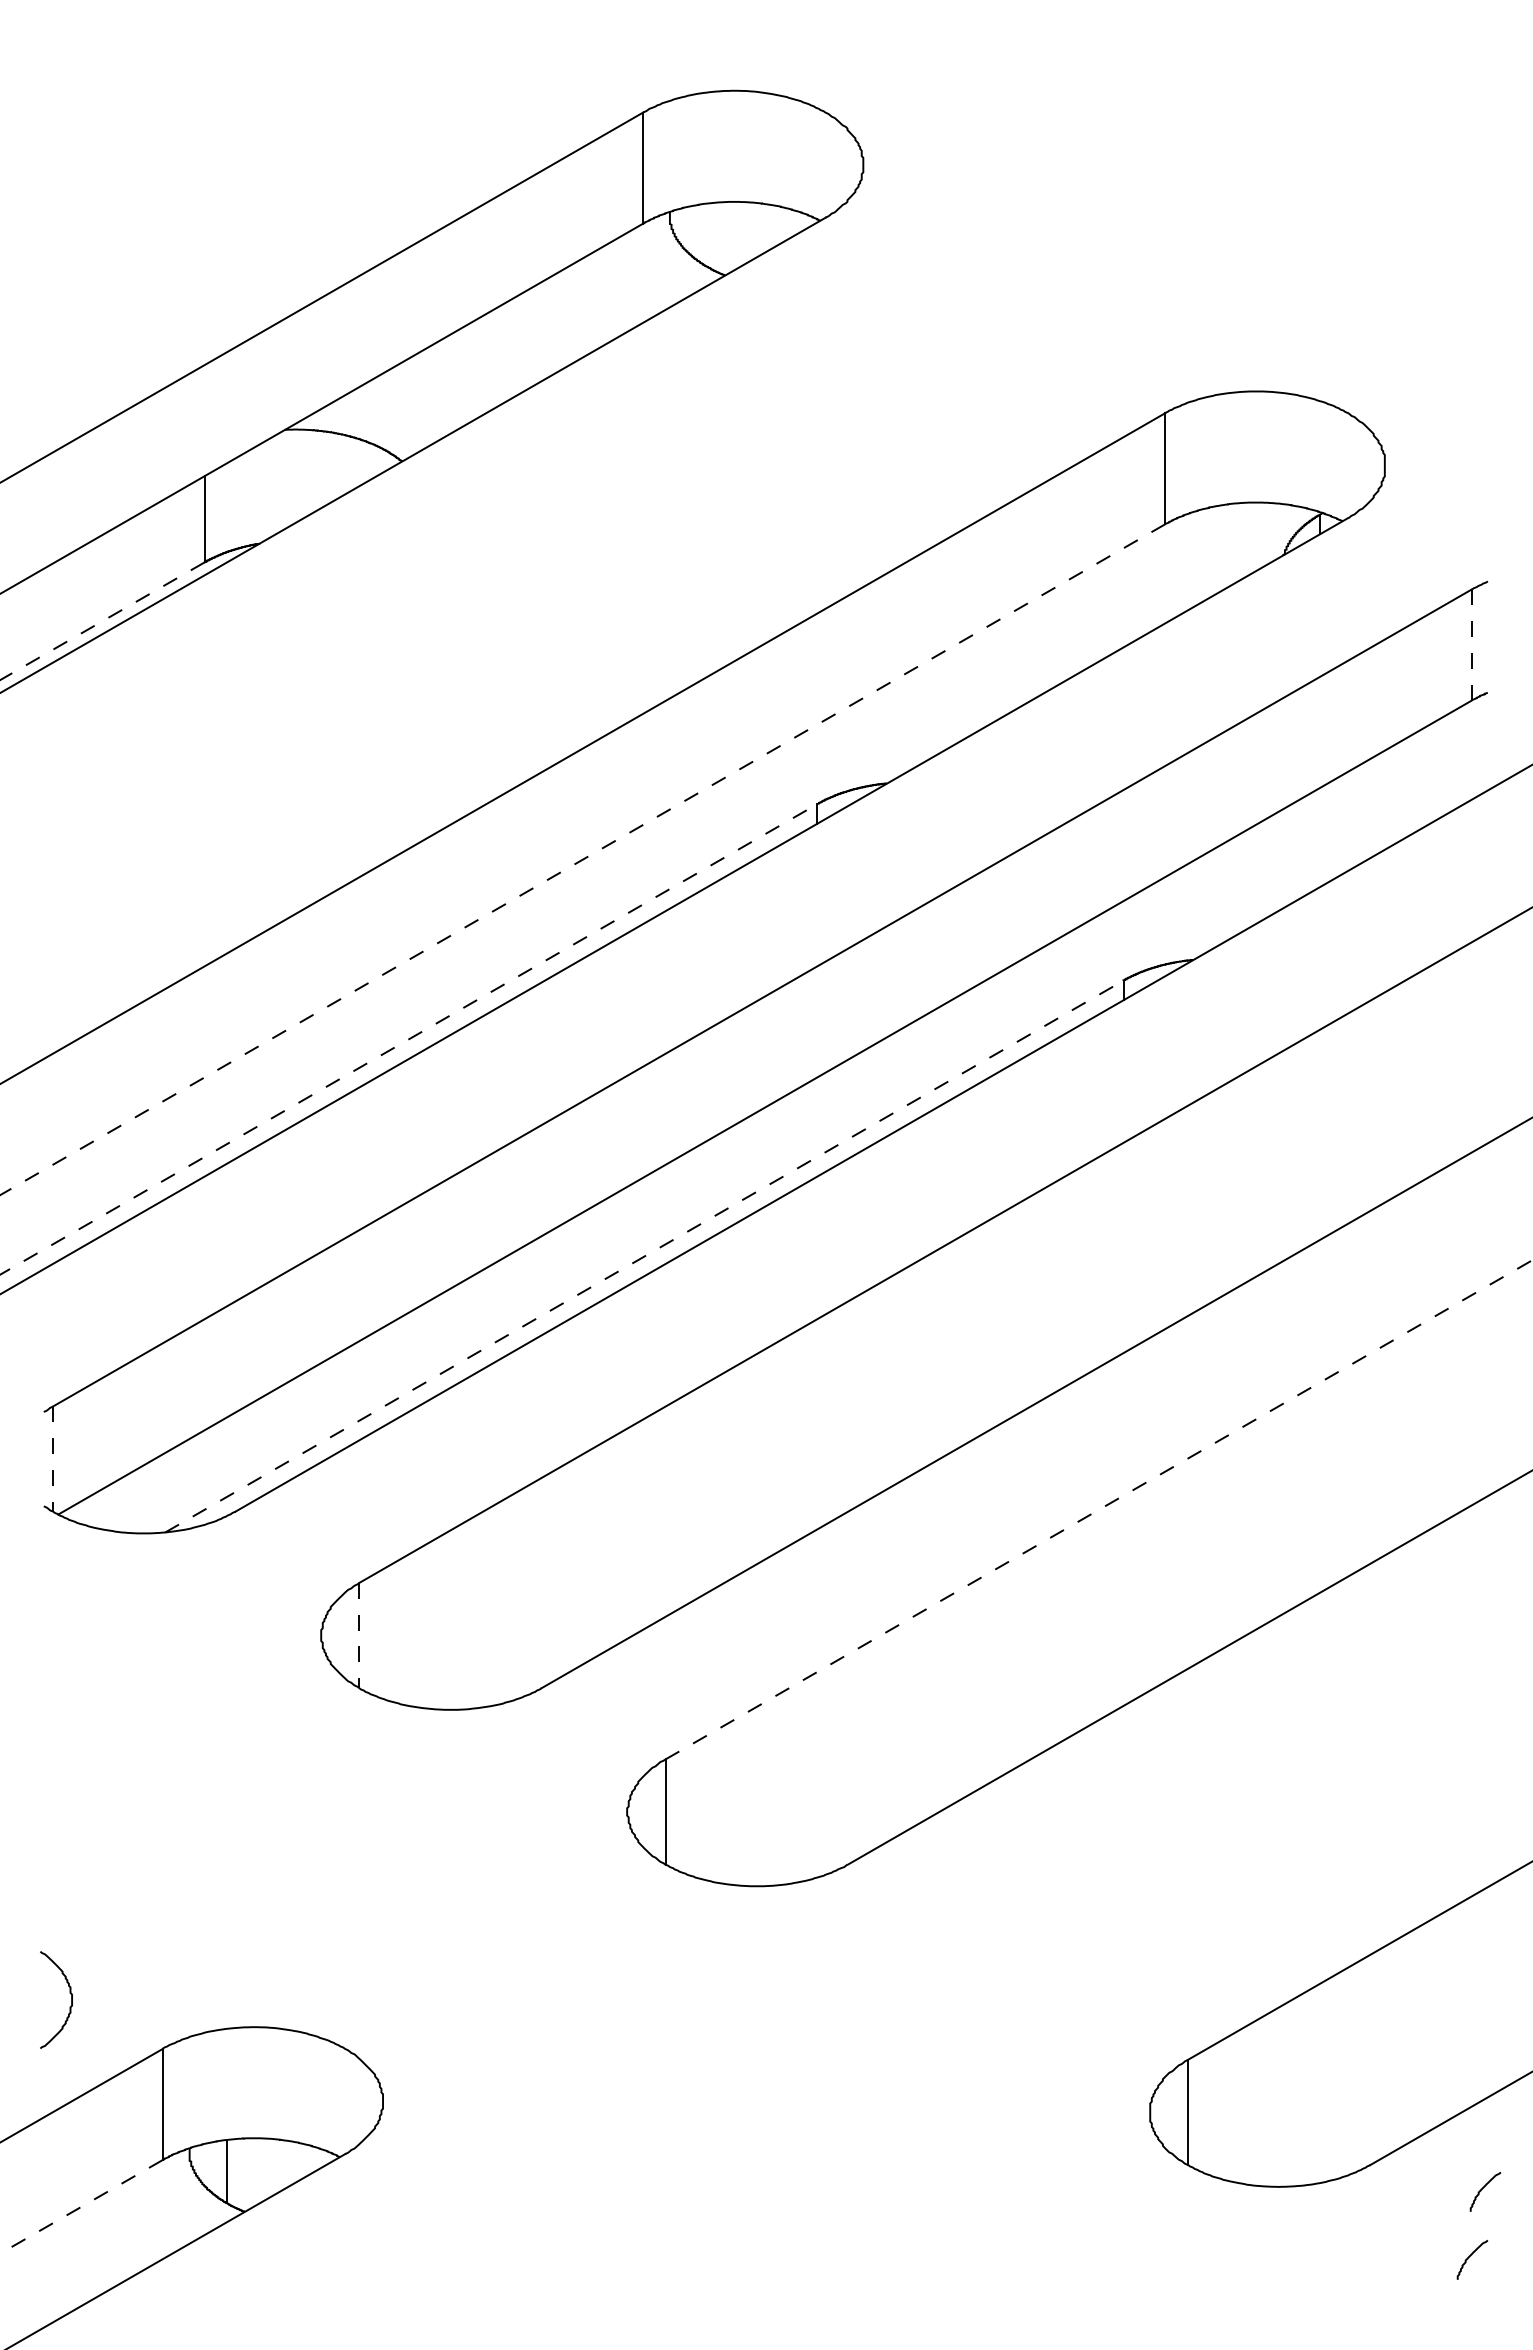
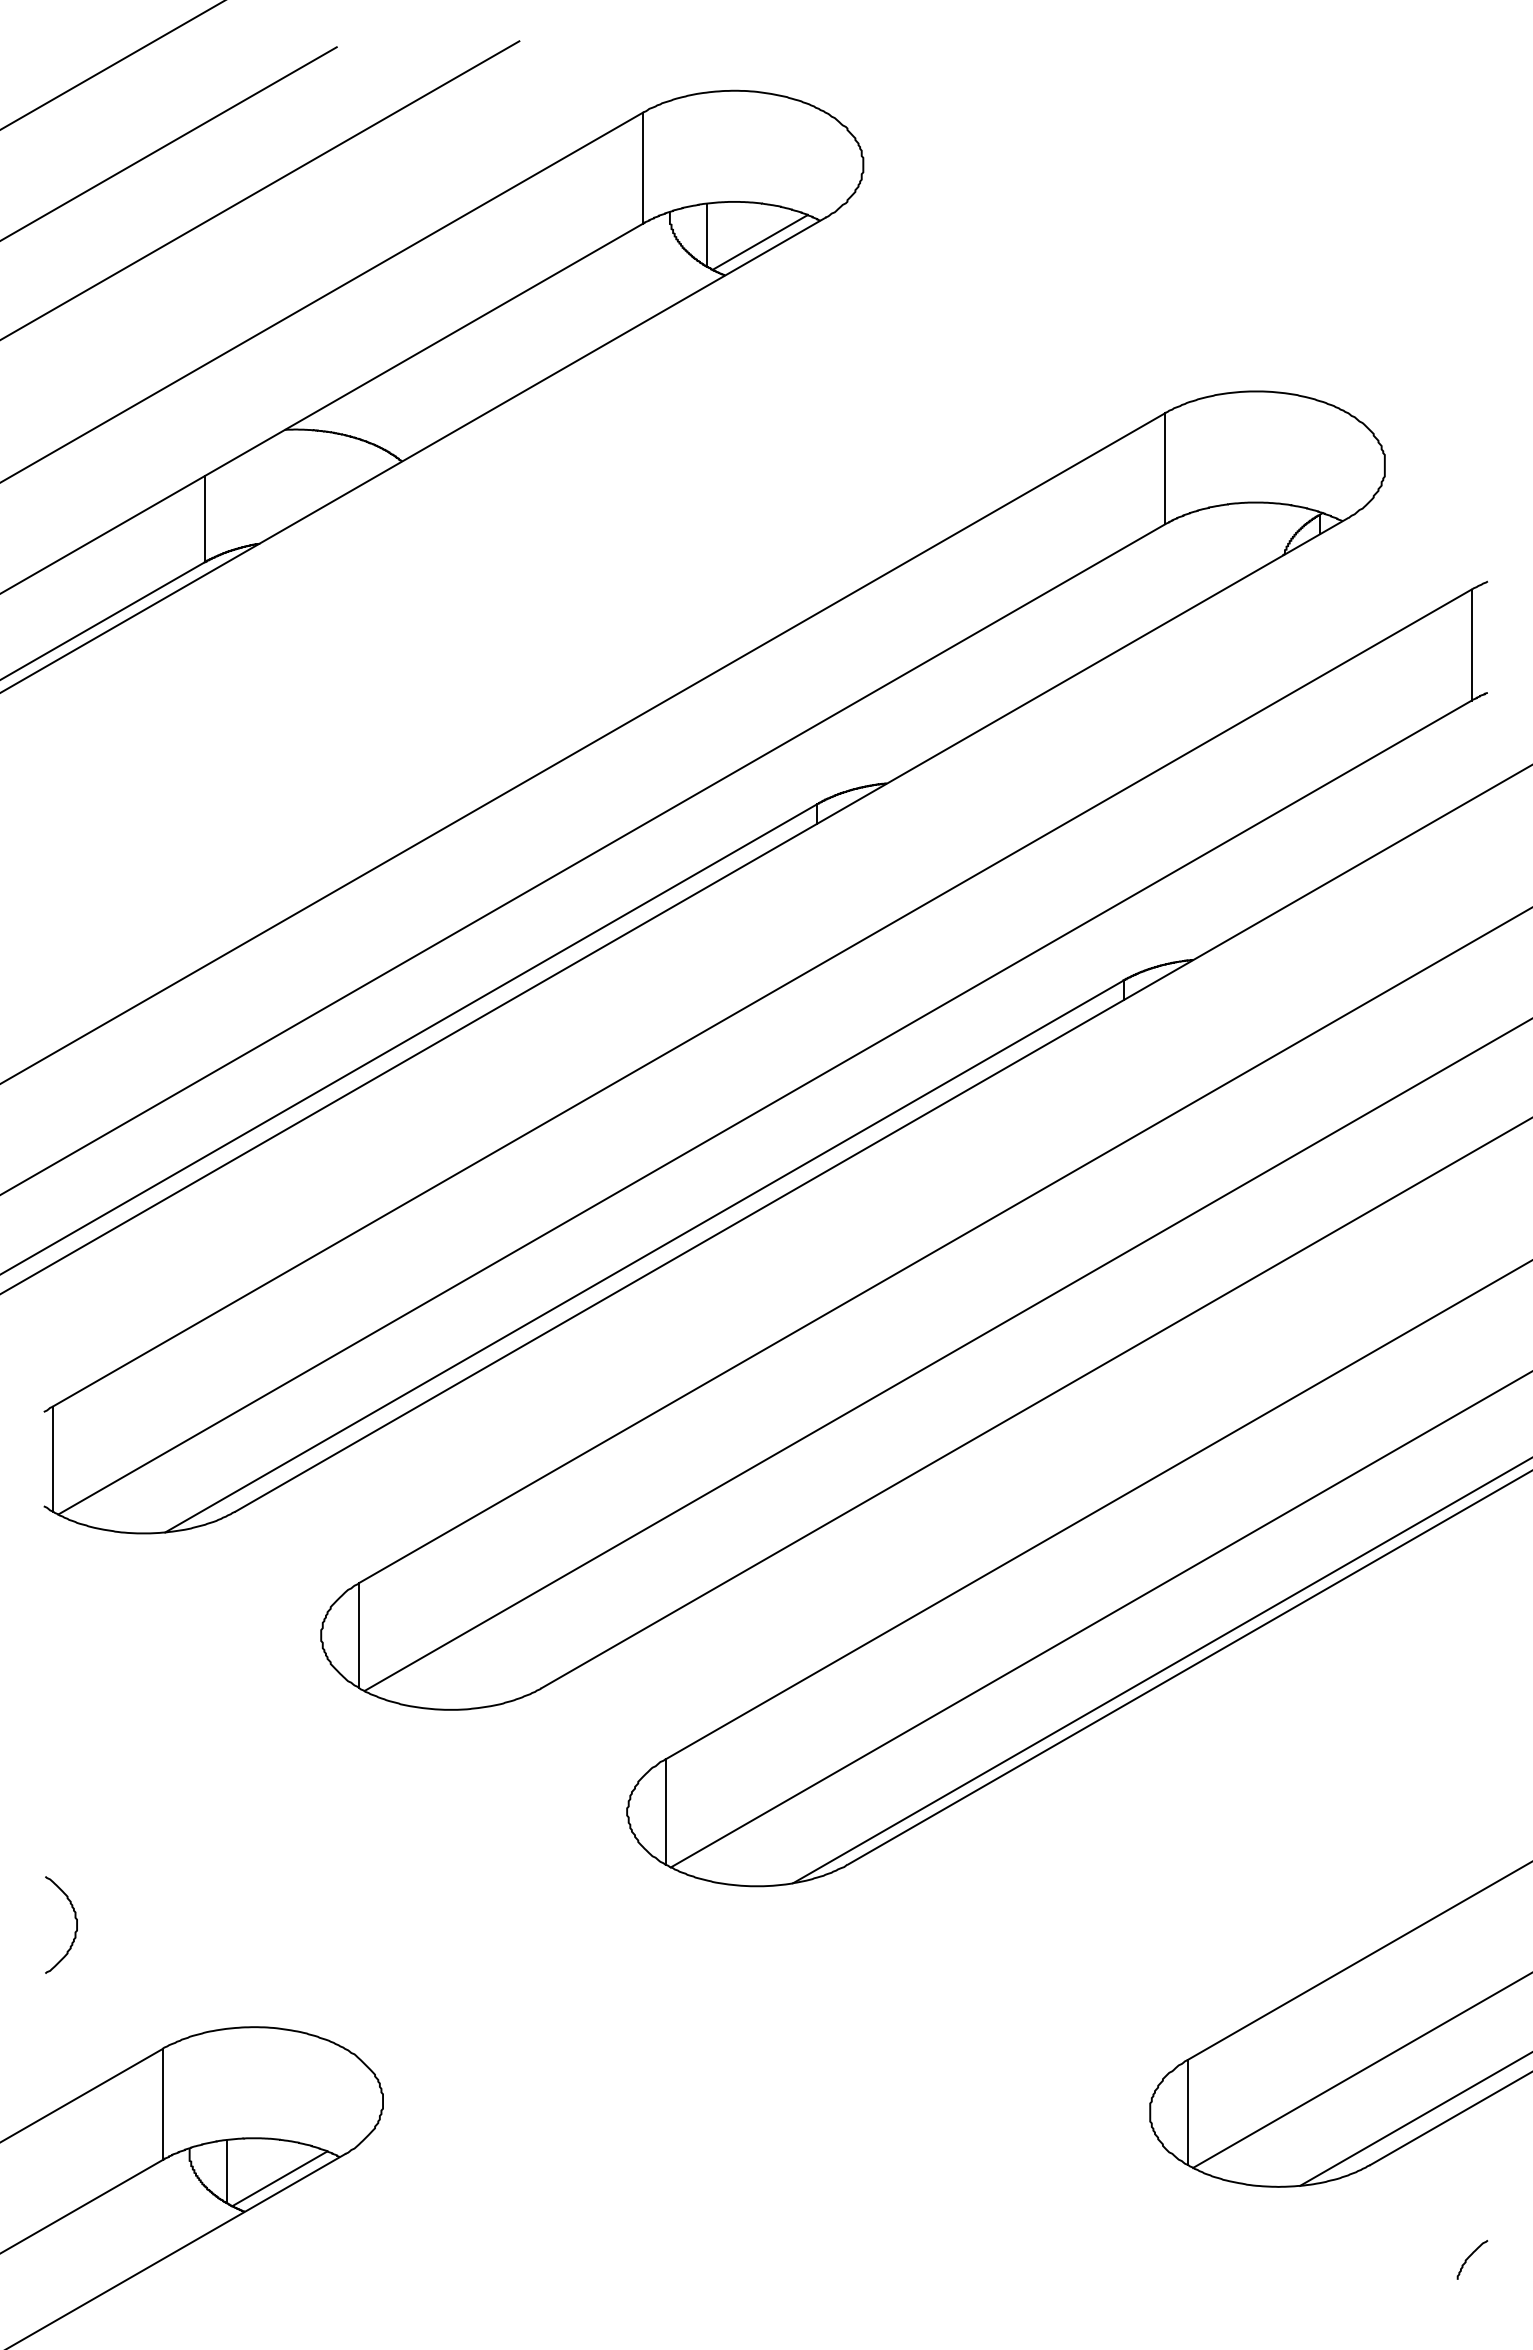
line: none -> present (112, 65)
line: none -> present (169, 143)
line: none -> present (260, 189)
line: none -> present (707, 234)
line: none -> present (759, 242)
line: dashed -> solid (102, 621)
line: dashed -> solid (1471, 645)
line: dashed -> solid (582, 859)
line: dashed -> solid (409, 1039)
line: dashed -> solid (644, 1256)
line: none -> present (946, 1355)
line: dashed -> solid (52, 1459)
line: dashed -> solid (1099, 1509)
line: none -> present (1099, 1620)
line: dashed -> solid (359, 1635)
line: none -> present (1161, 1671)
curve position: (69, 1993) -> (74, 1918) (74, 1918)
line: none -> present (1361, 2071)
line: none -> present (1414, 2119)
line: none -> present (279, 2178)
curve: present -> none (1483, 2188)
line: dashed -> solid (81, 2206)
